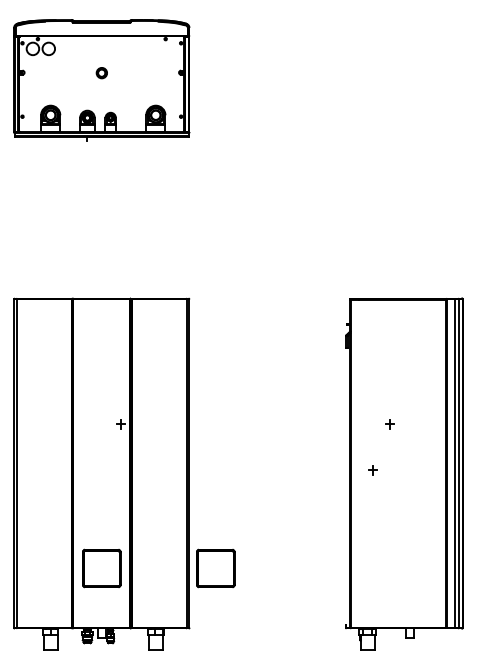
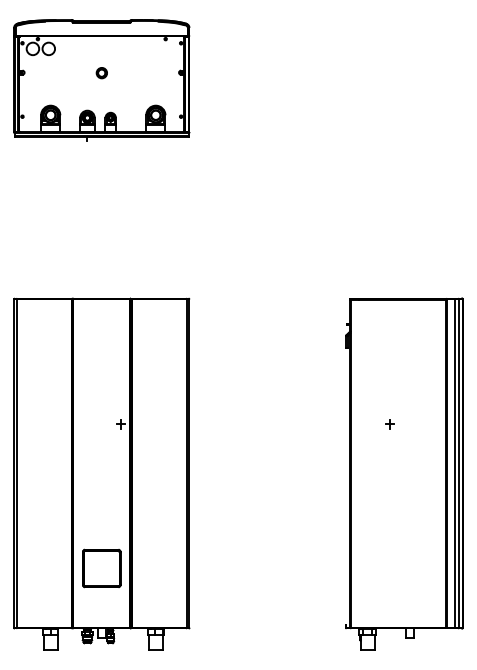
part: present -> none (372, 470)
part: present -> none (215, 568)
